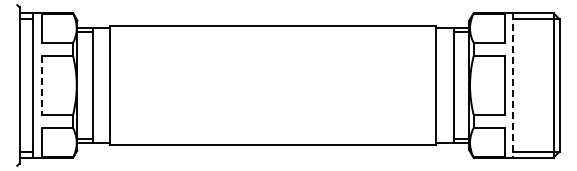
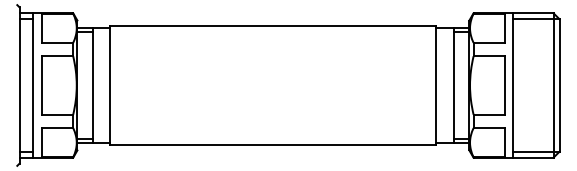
line: dashed -> solid (42, 85)
line: dashed -> solid (513, 85)
